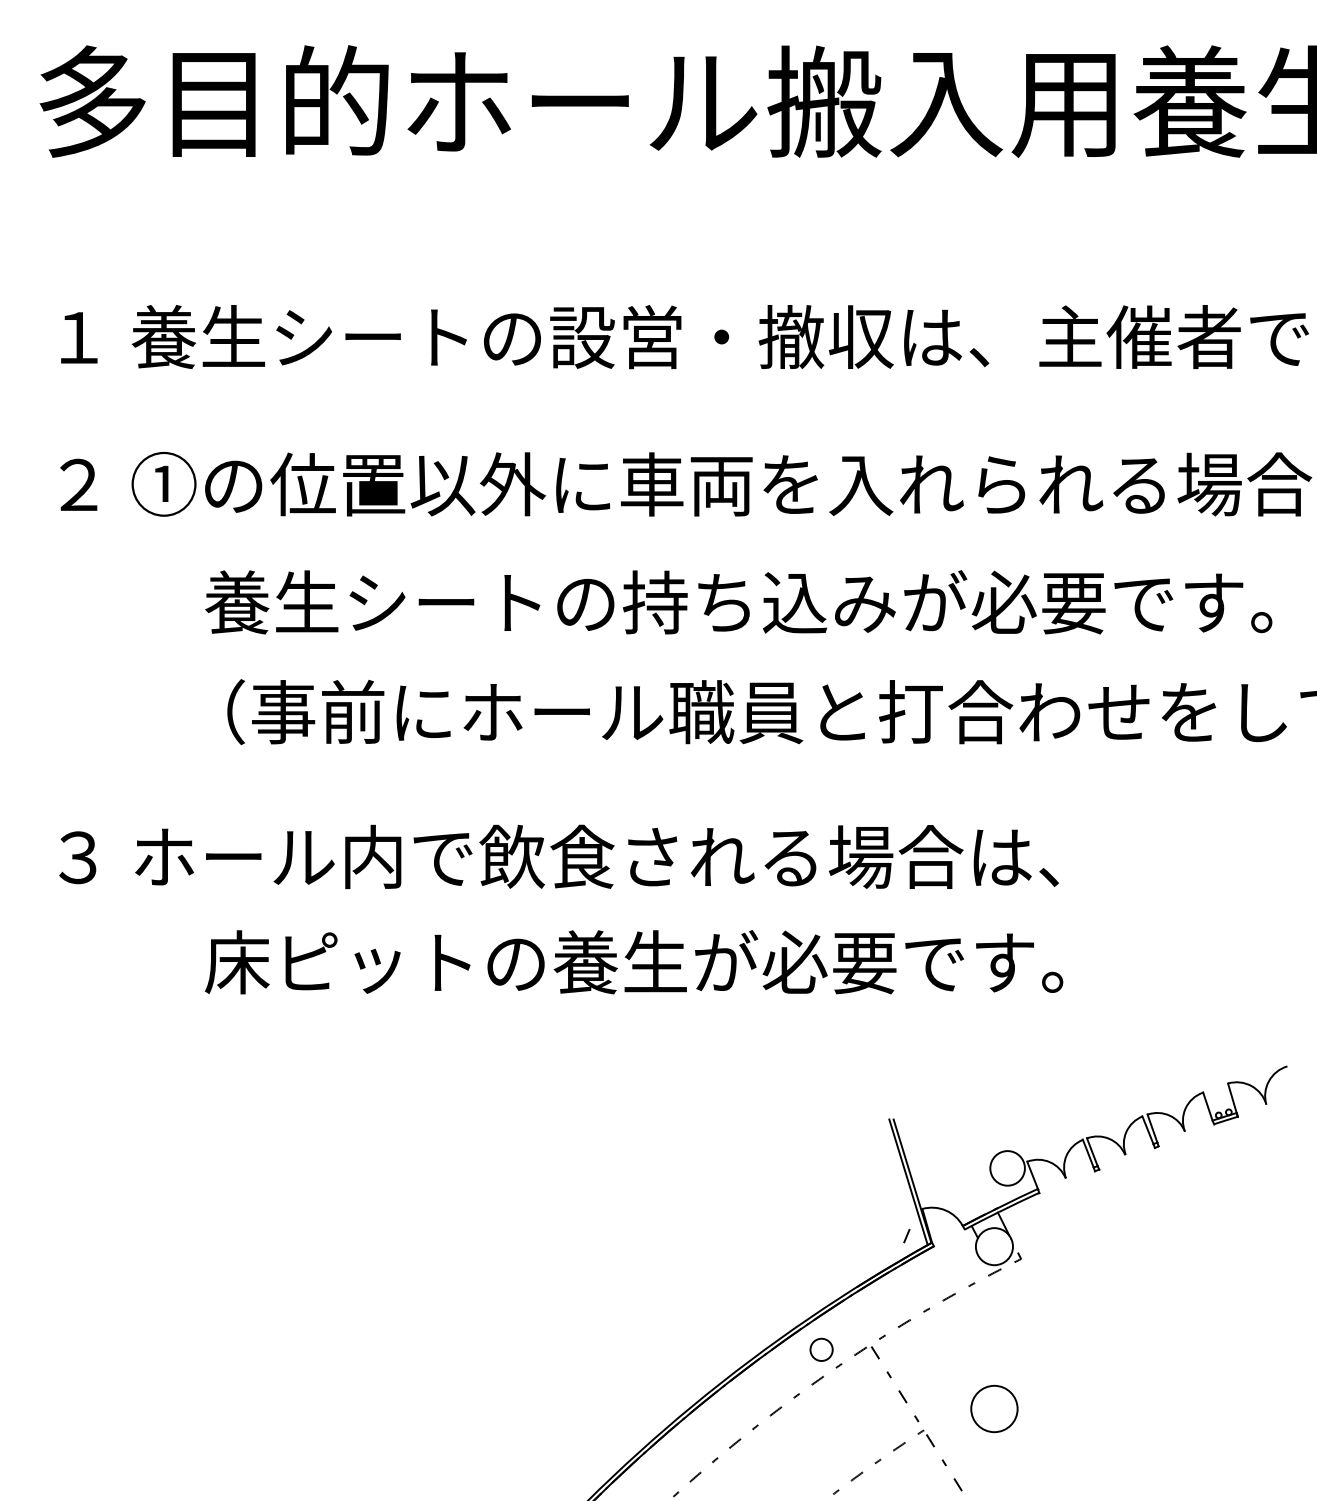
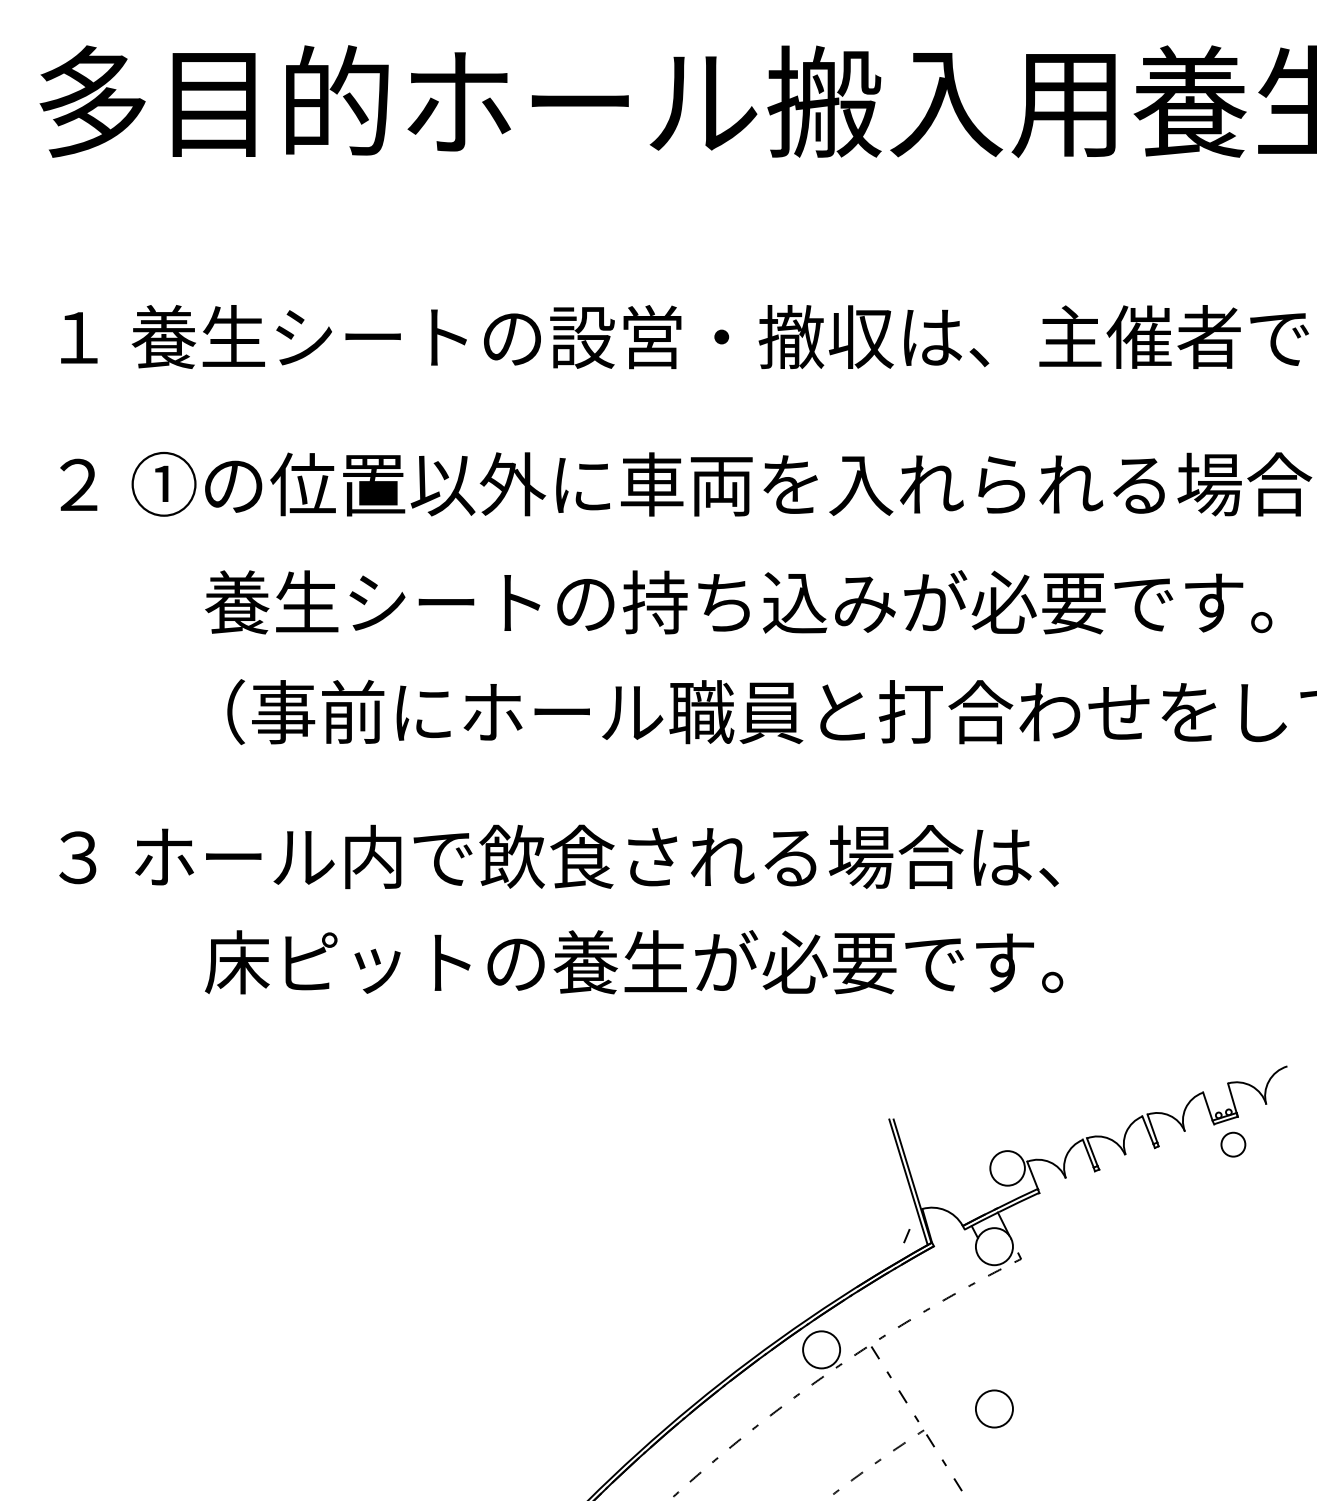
circle: none -> present (1233, 1144)
circle diameter: 22 px -> 37 px (821, 1349)
circle size: 49x50 px -> 39x40 px (994, 1408)
